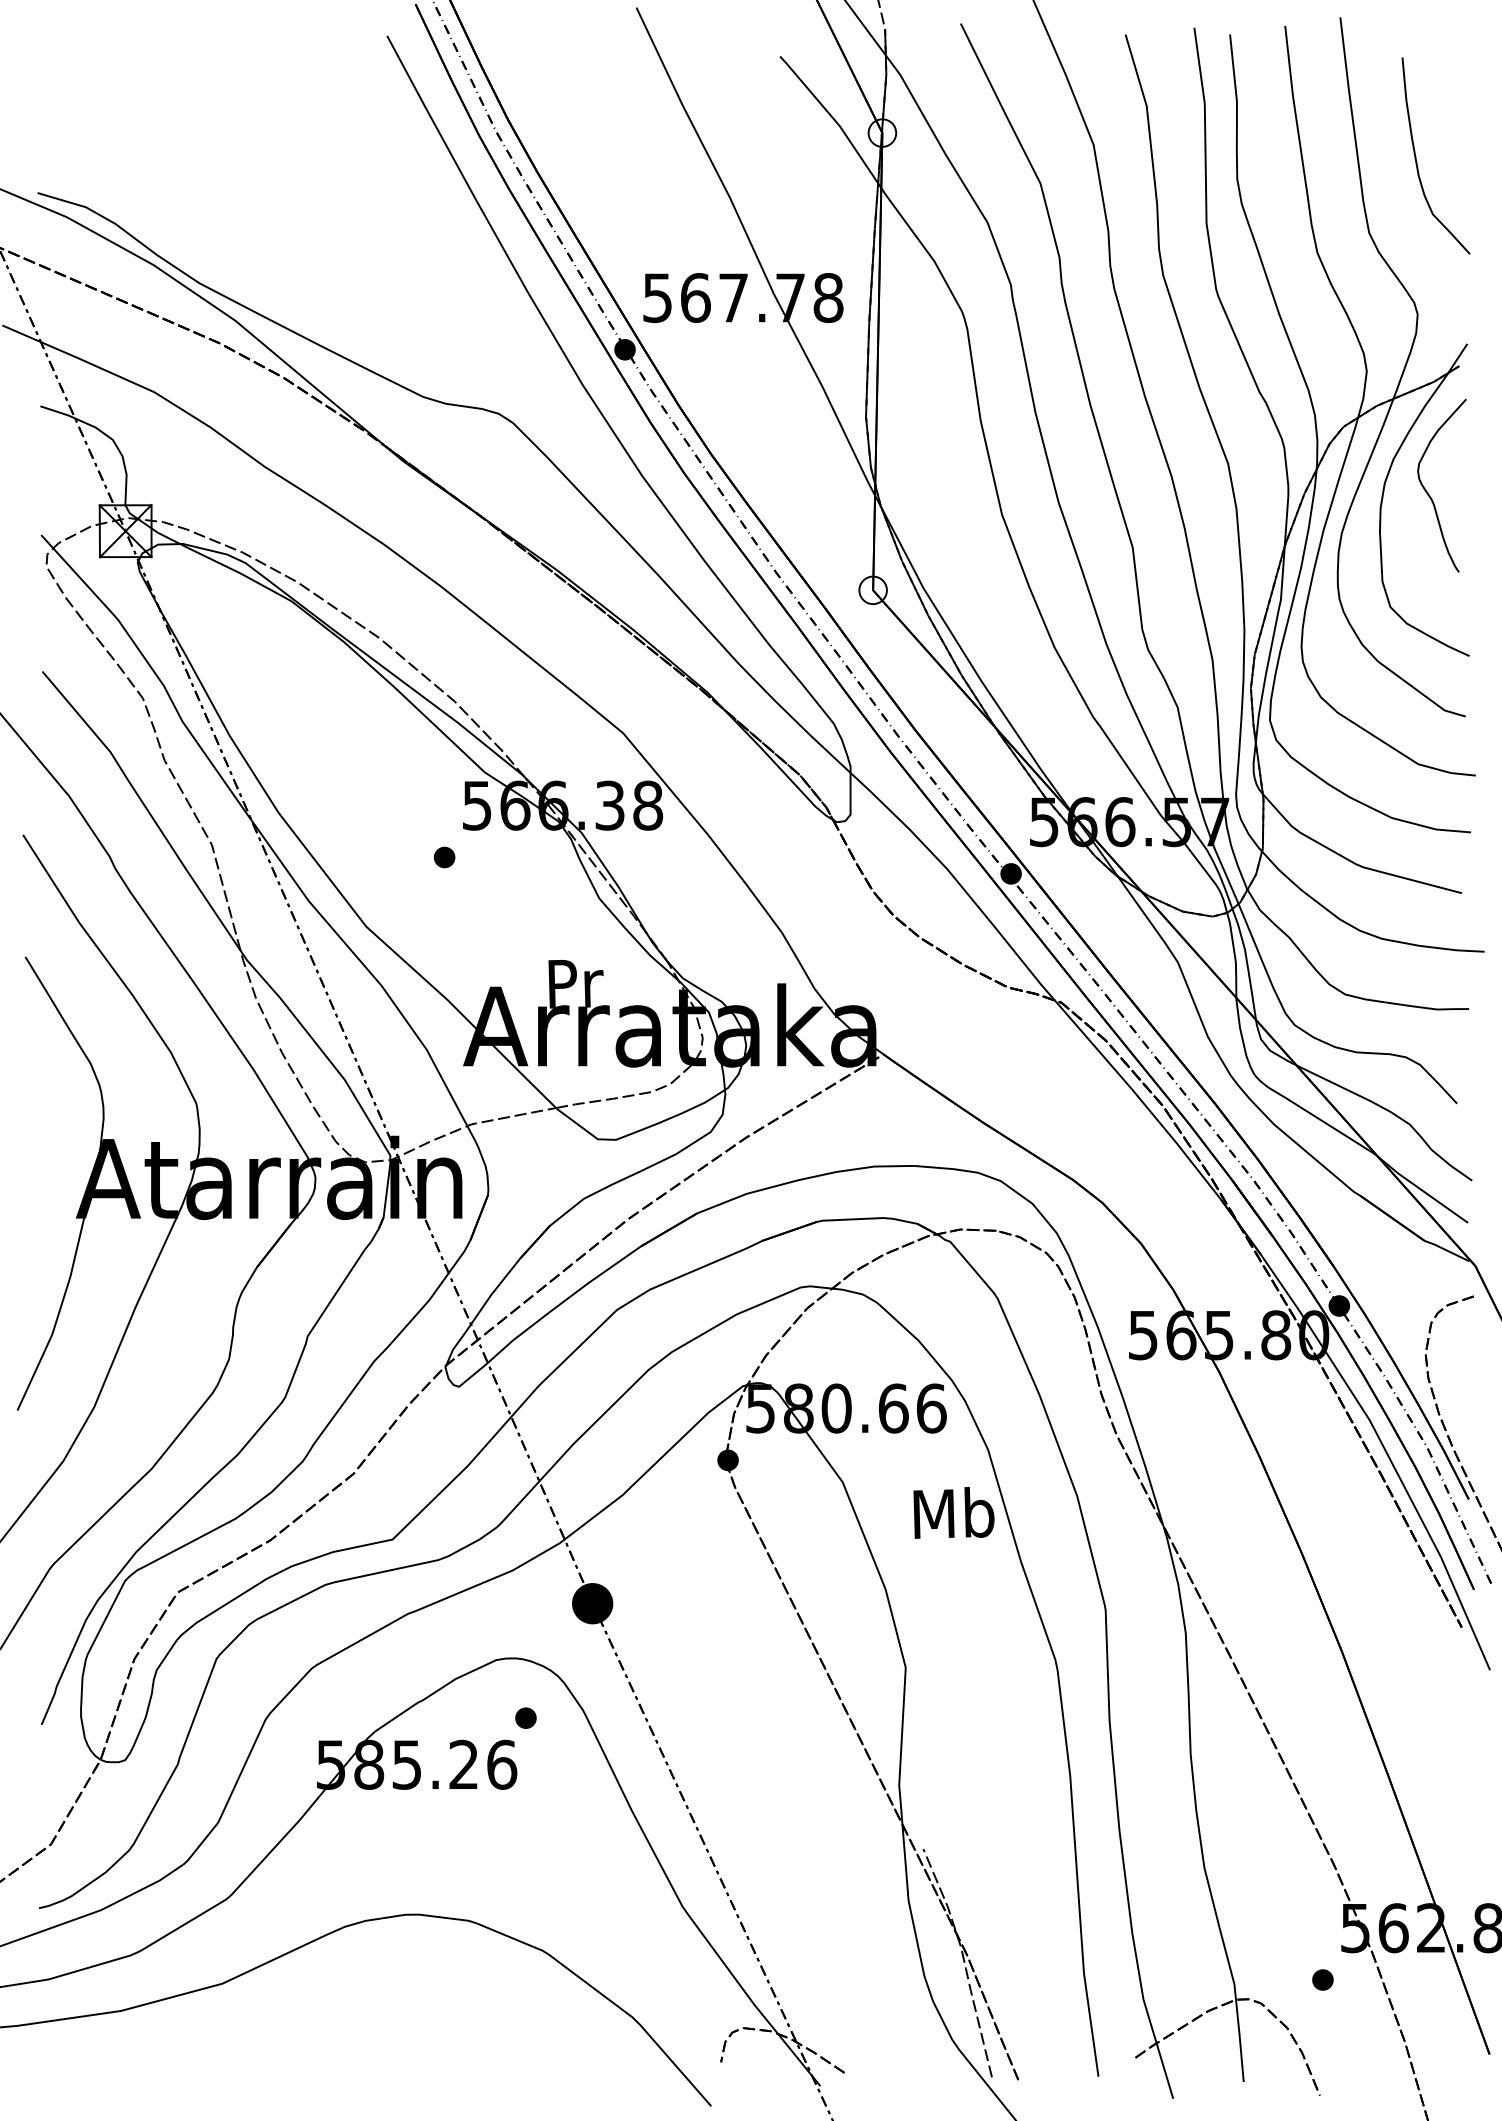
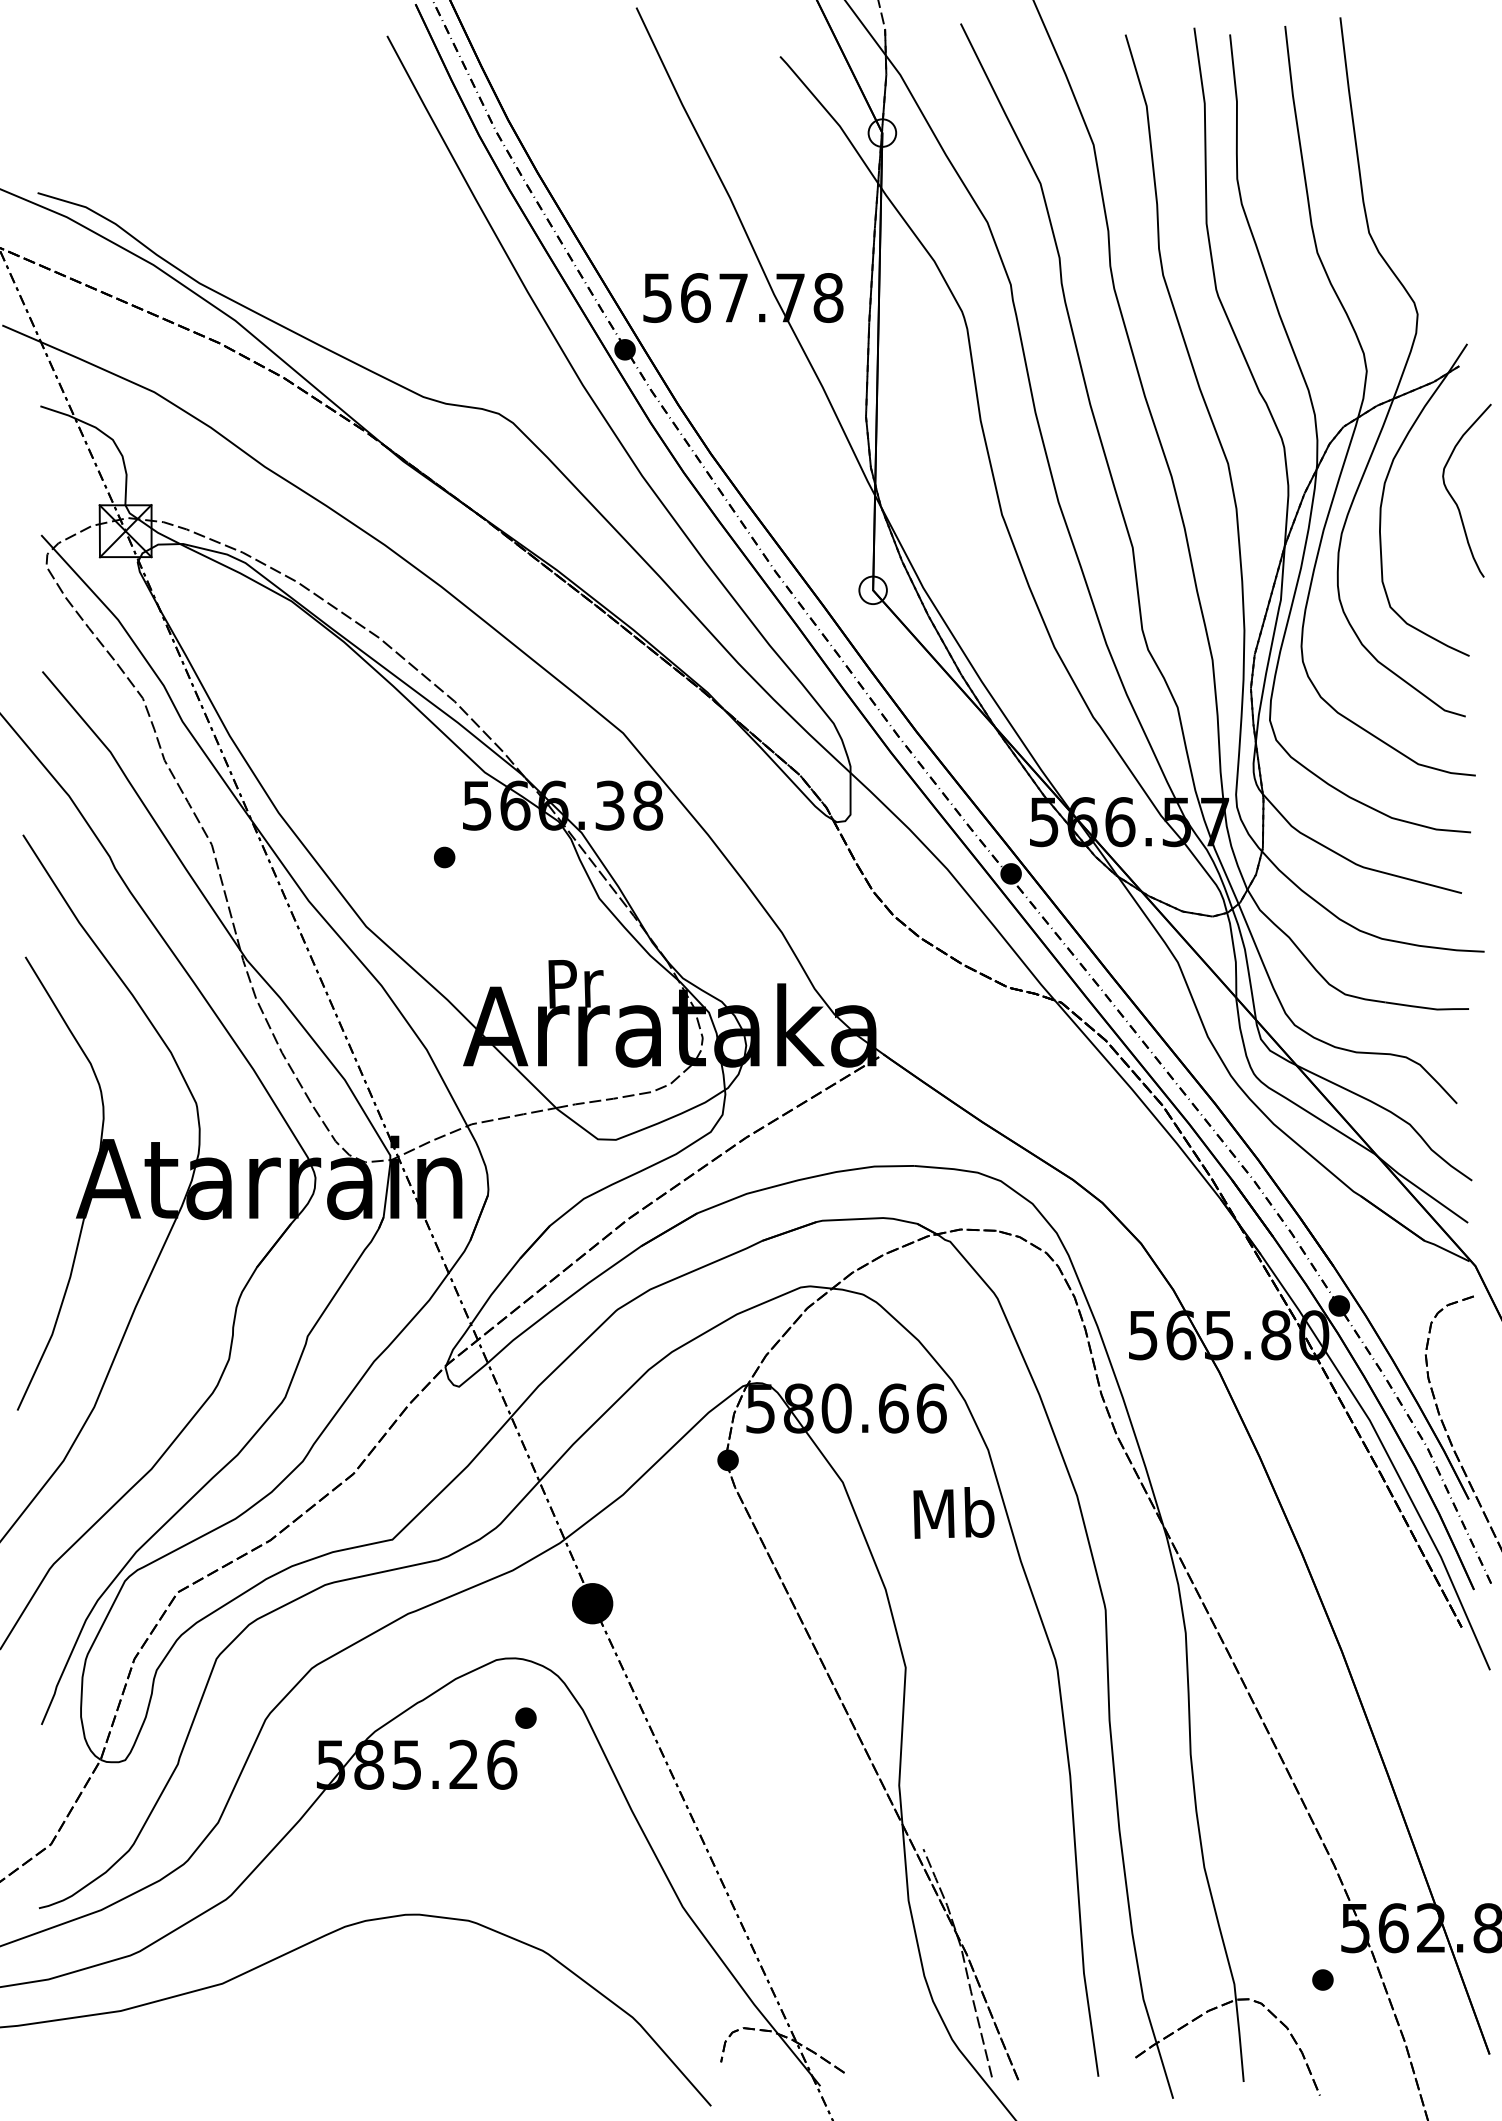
curve: present -> none (1417, 161)
curve position: (1428, 492) -> (1453, 497) (1453, 497)
